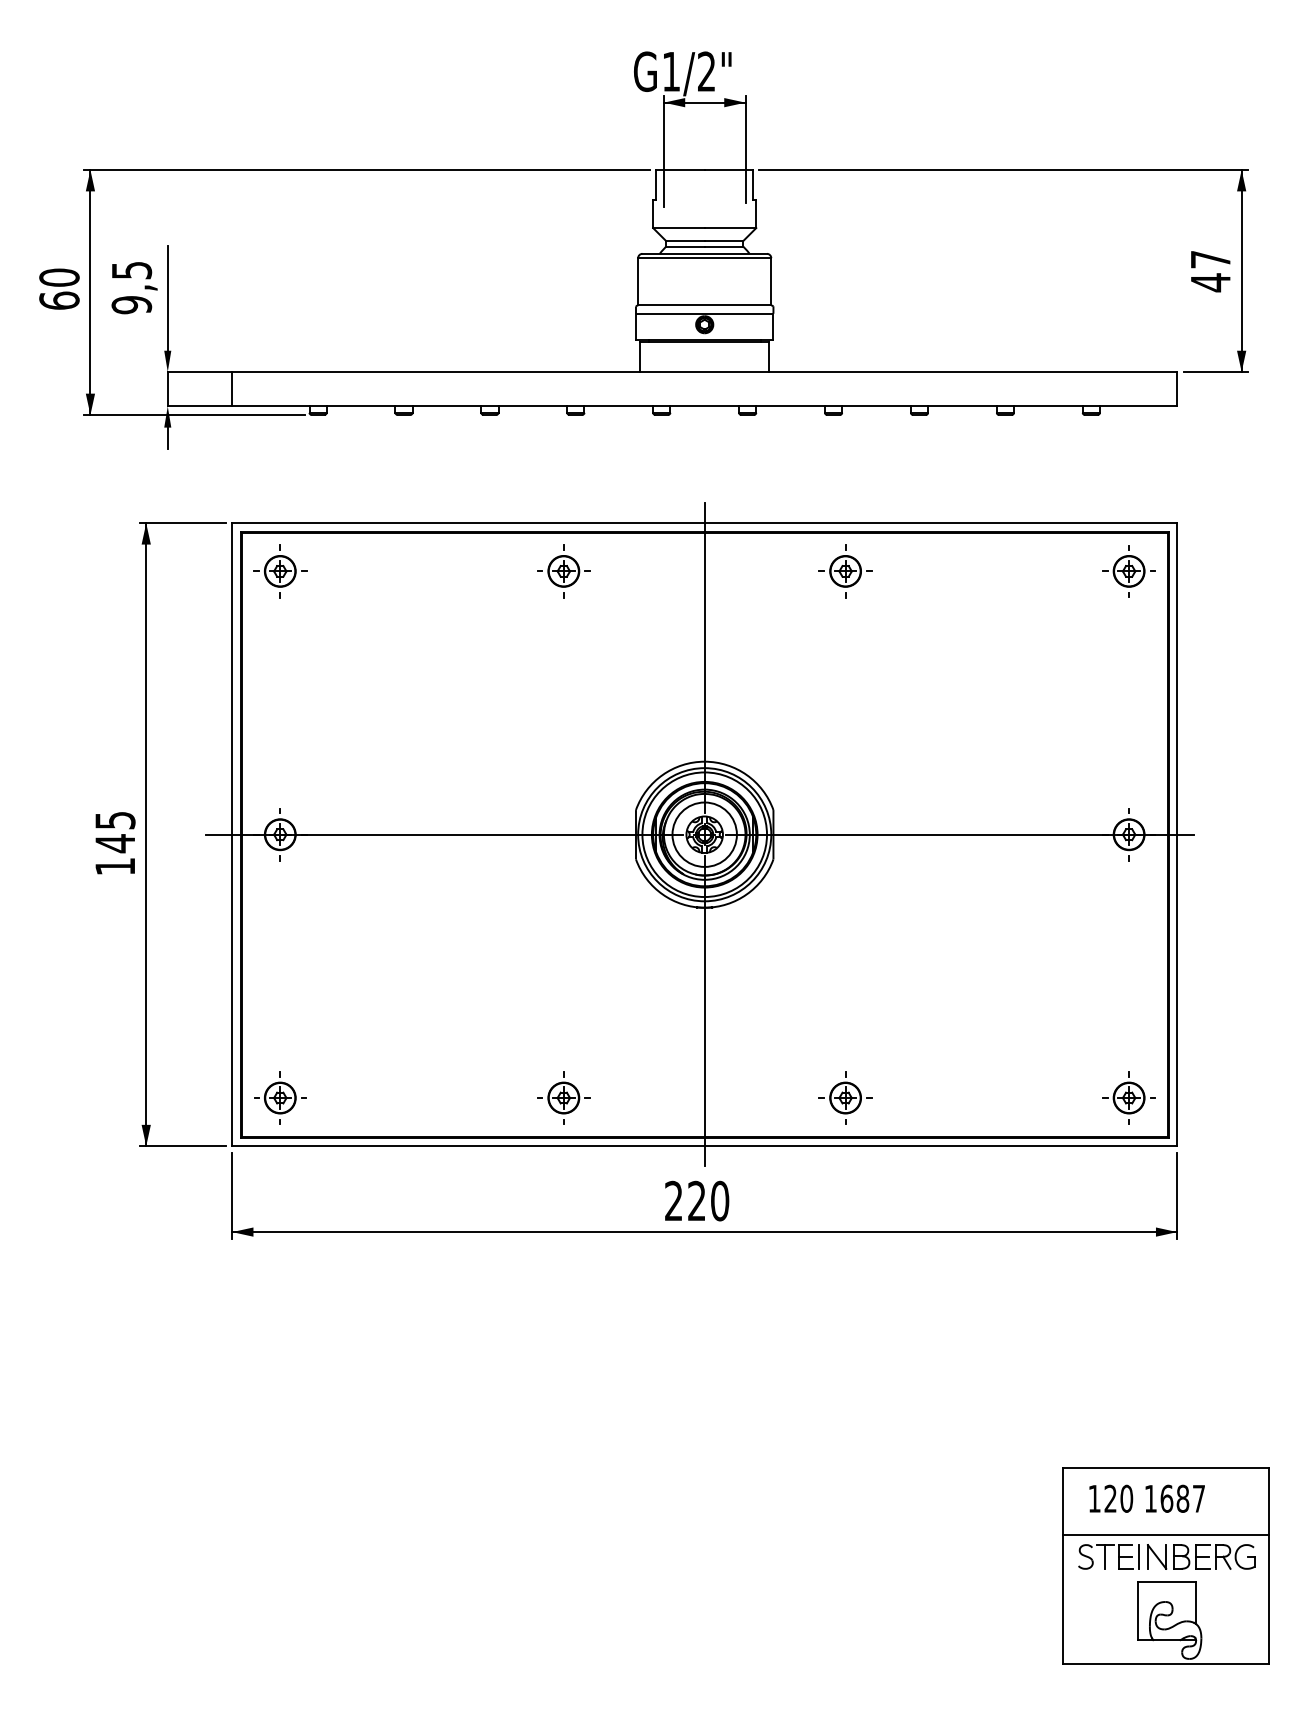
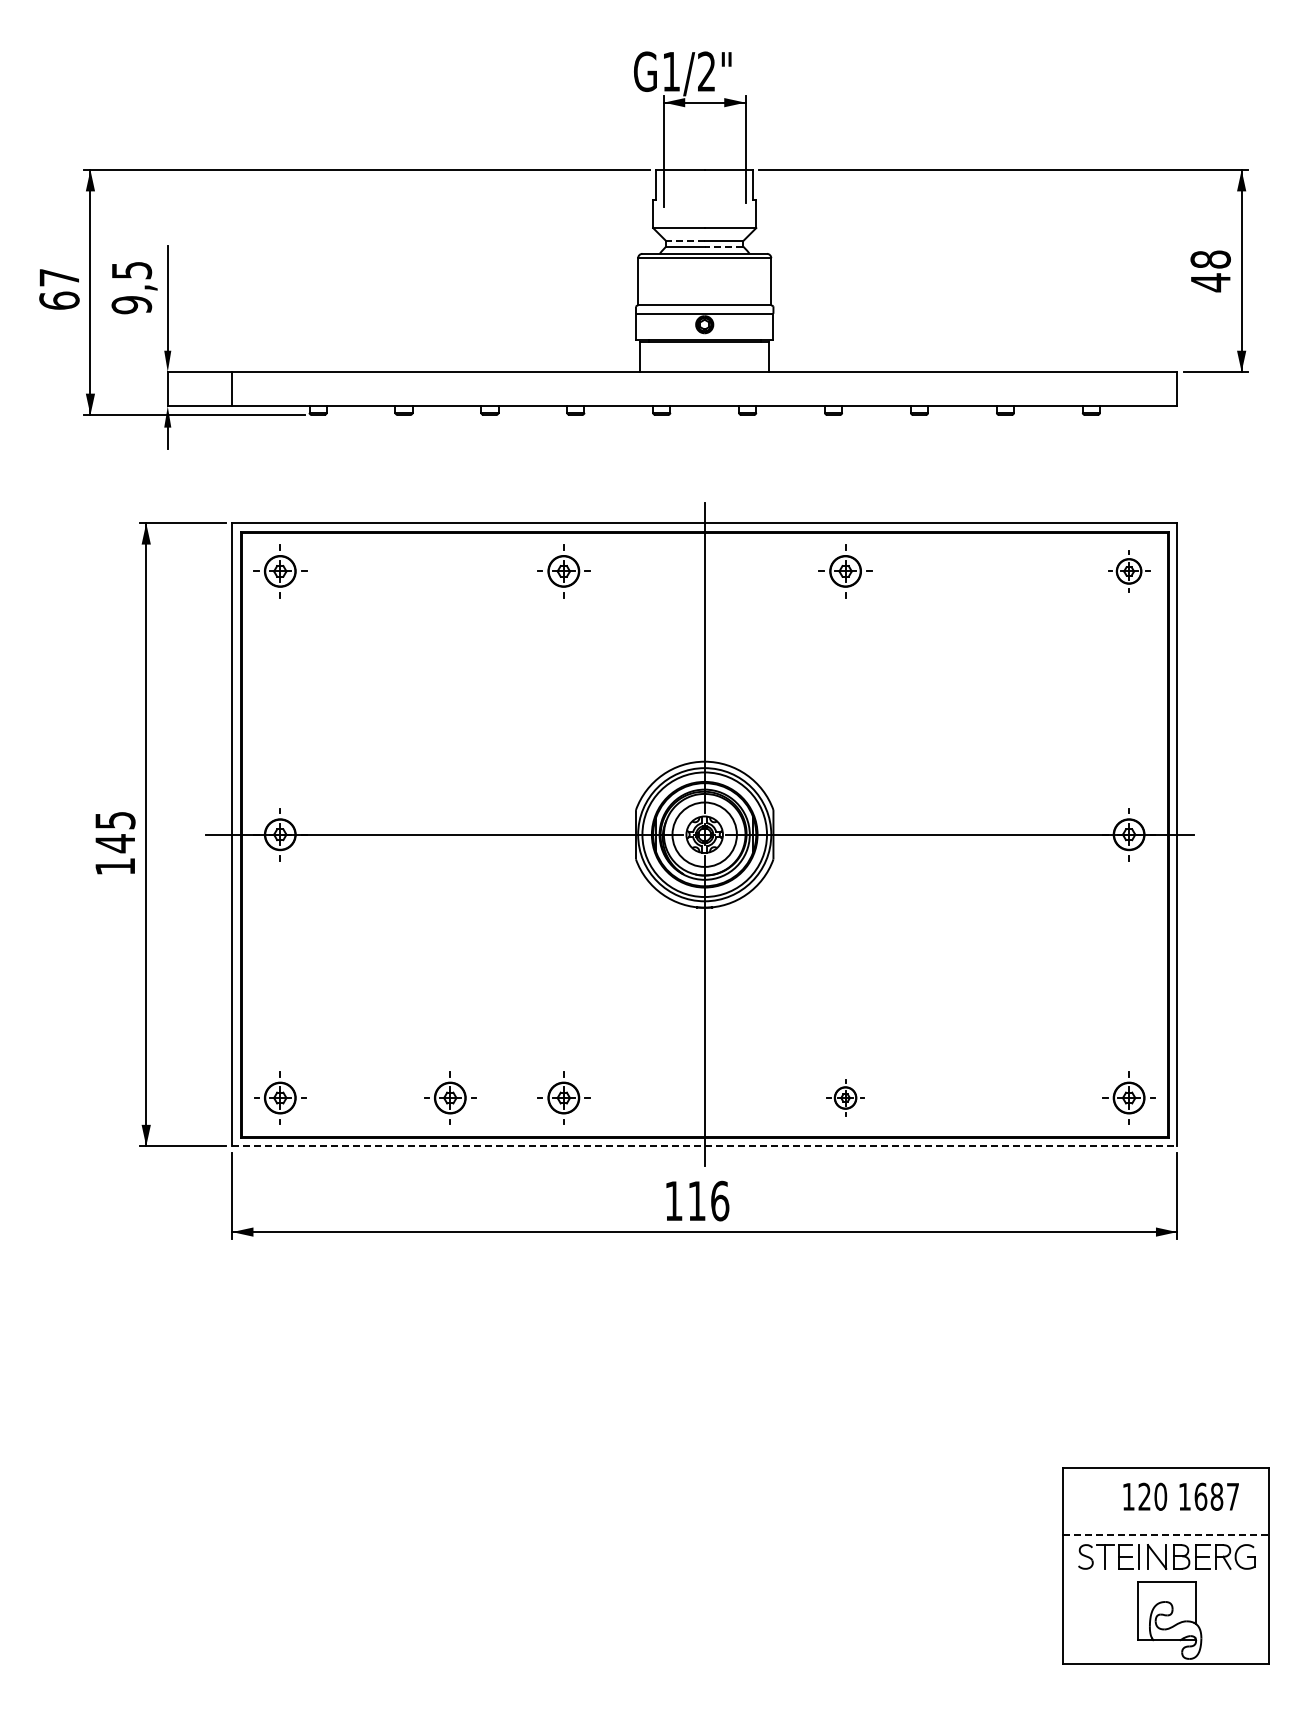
line: solid -> dashed (684, 240)
line: solid -> dashed (723, 246)
text: 47 -> 48 (1210, 259)
text: 60 -> 67 (59, 277)
part size: 54x53 px -> 43x43 px (1129, 571)
part: none -> present (450, 1097)
part size: 55x54 px -> 39x38 px (845, 1097)
line: solid -> dashed (704, 1146)
text: 220 -> 116 (697, 1200)
text position: (1146, 1498) -> (1180, 1496) (1180, 1496)
line: solid -> dashed (1166, 1534)
